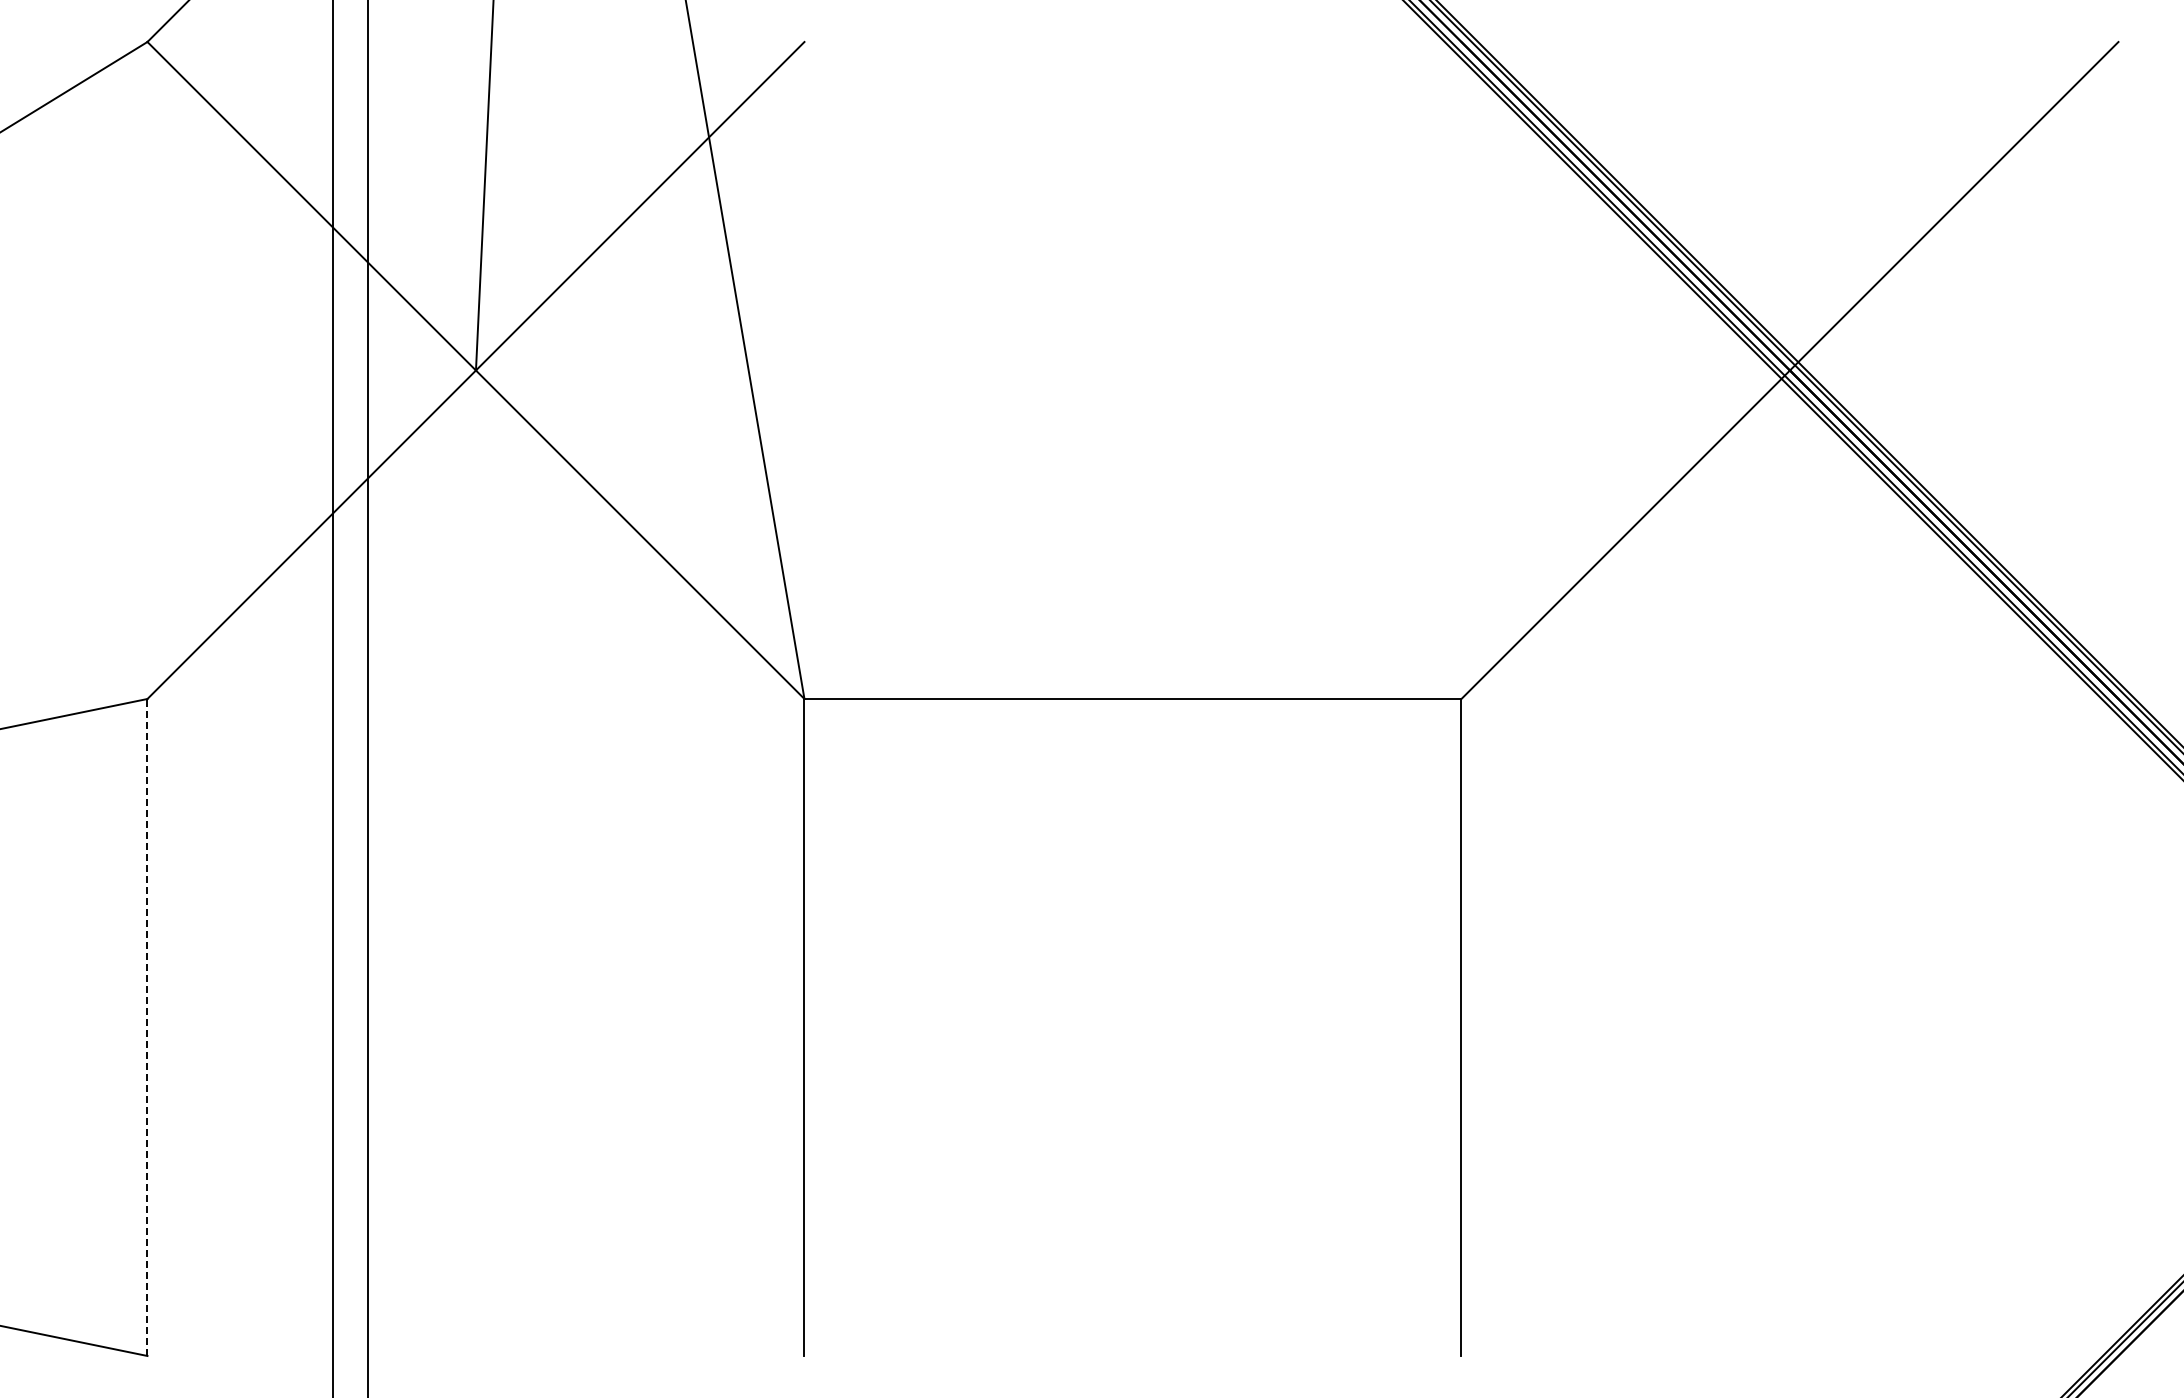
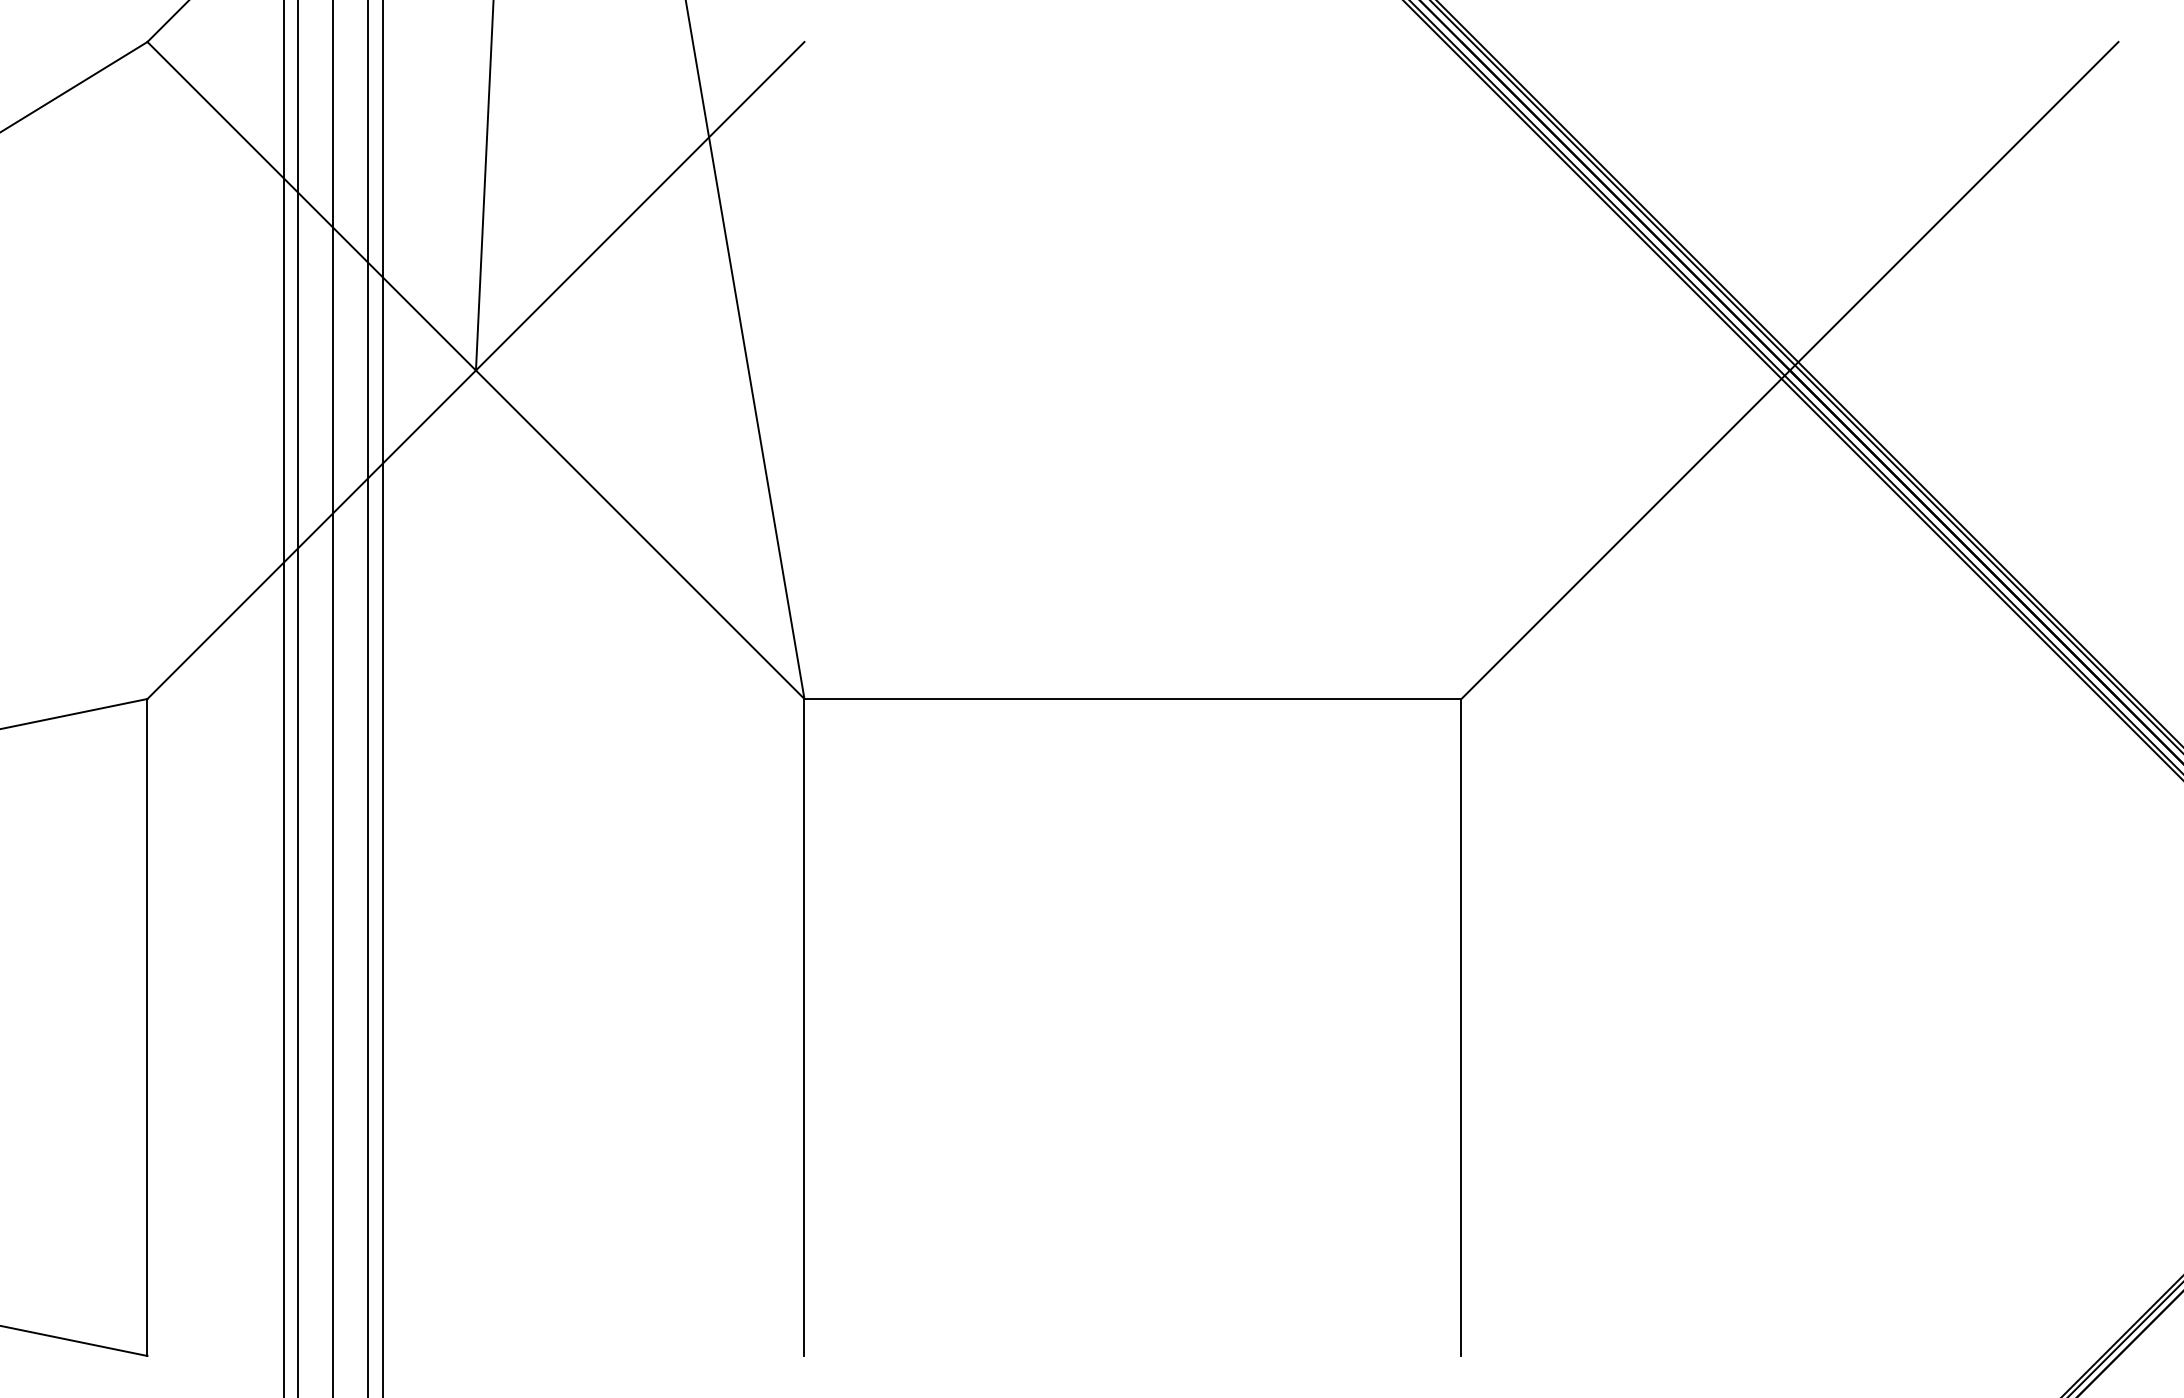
line: none -> present (283, 698)
line: none -> present (298, 698)
line: none -> present (382, 698)
line: dashed -> solid (147, 1026)
